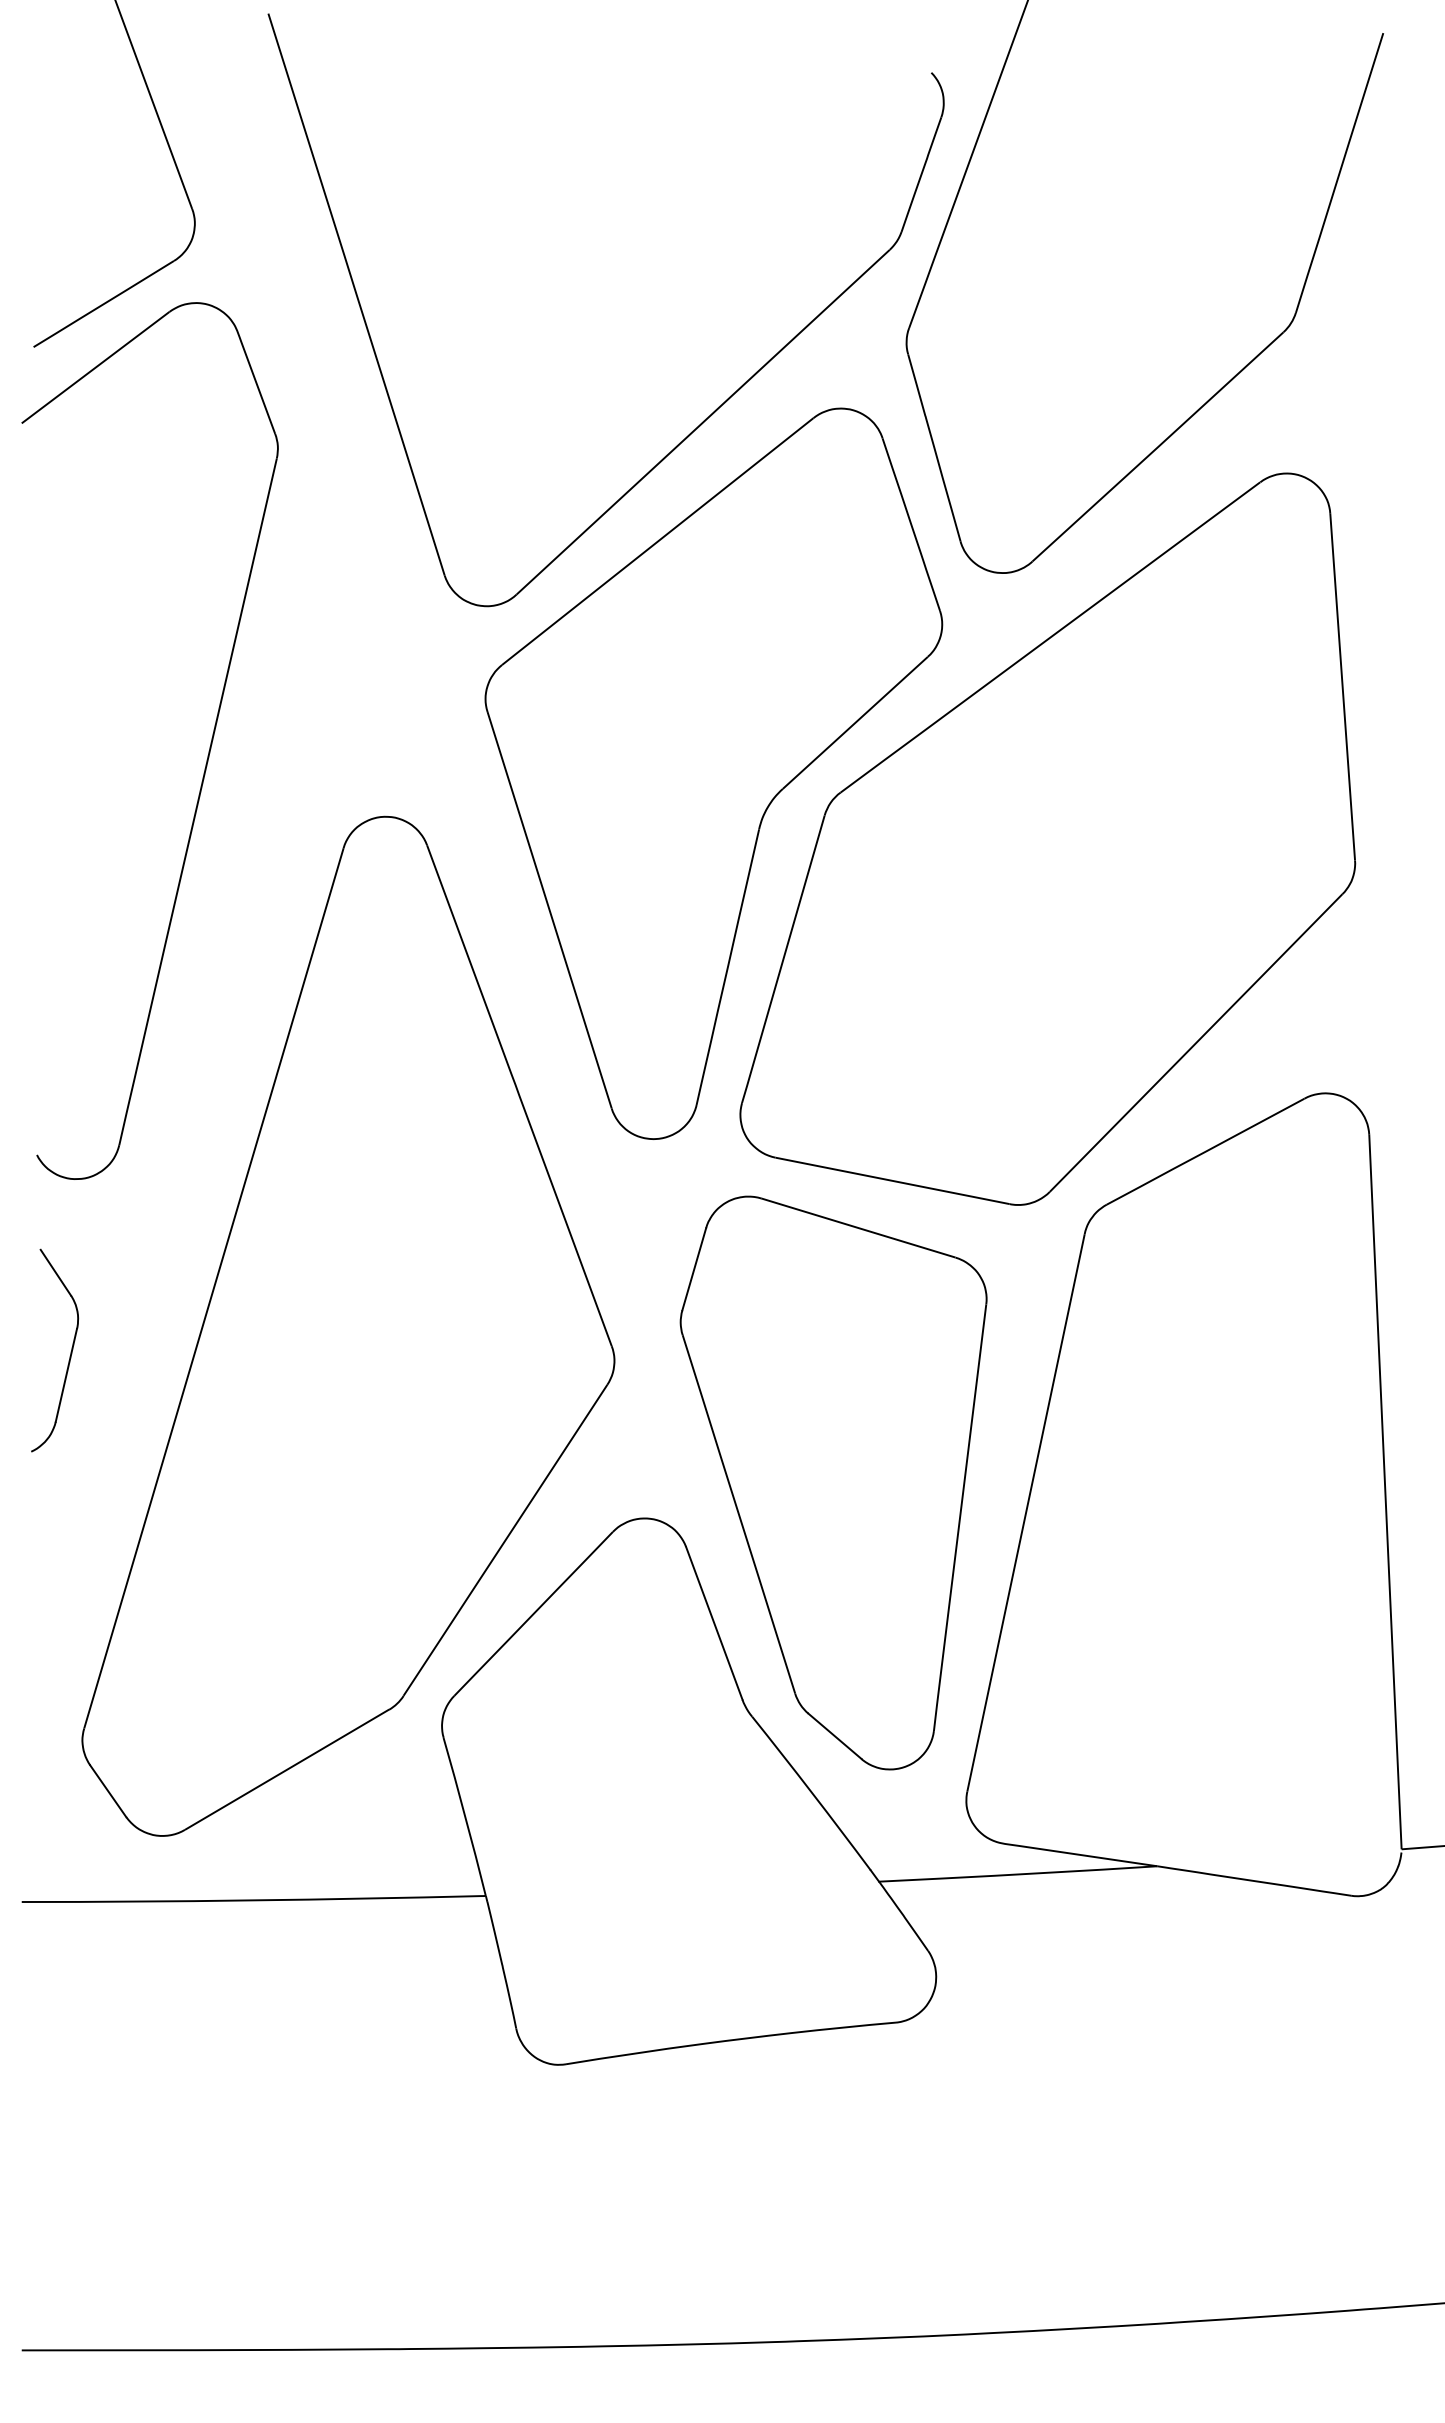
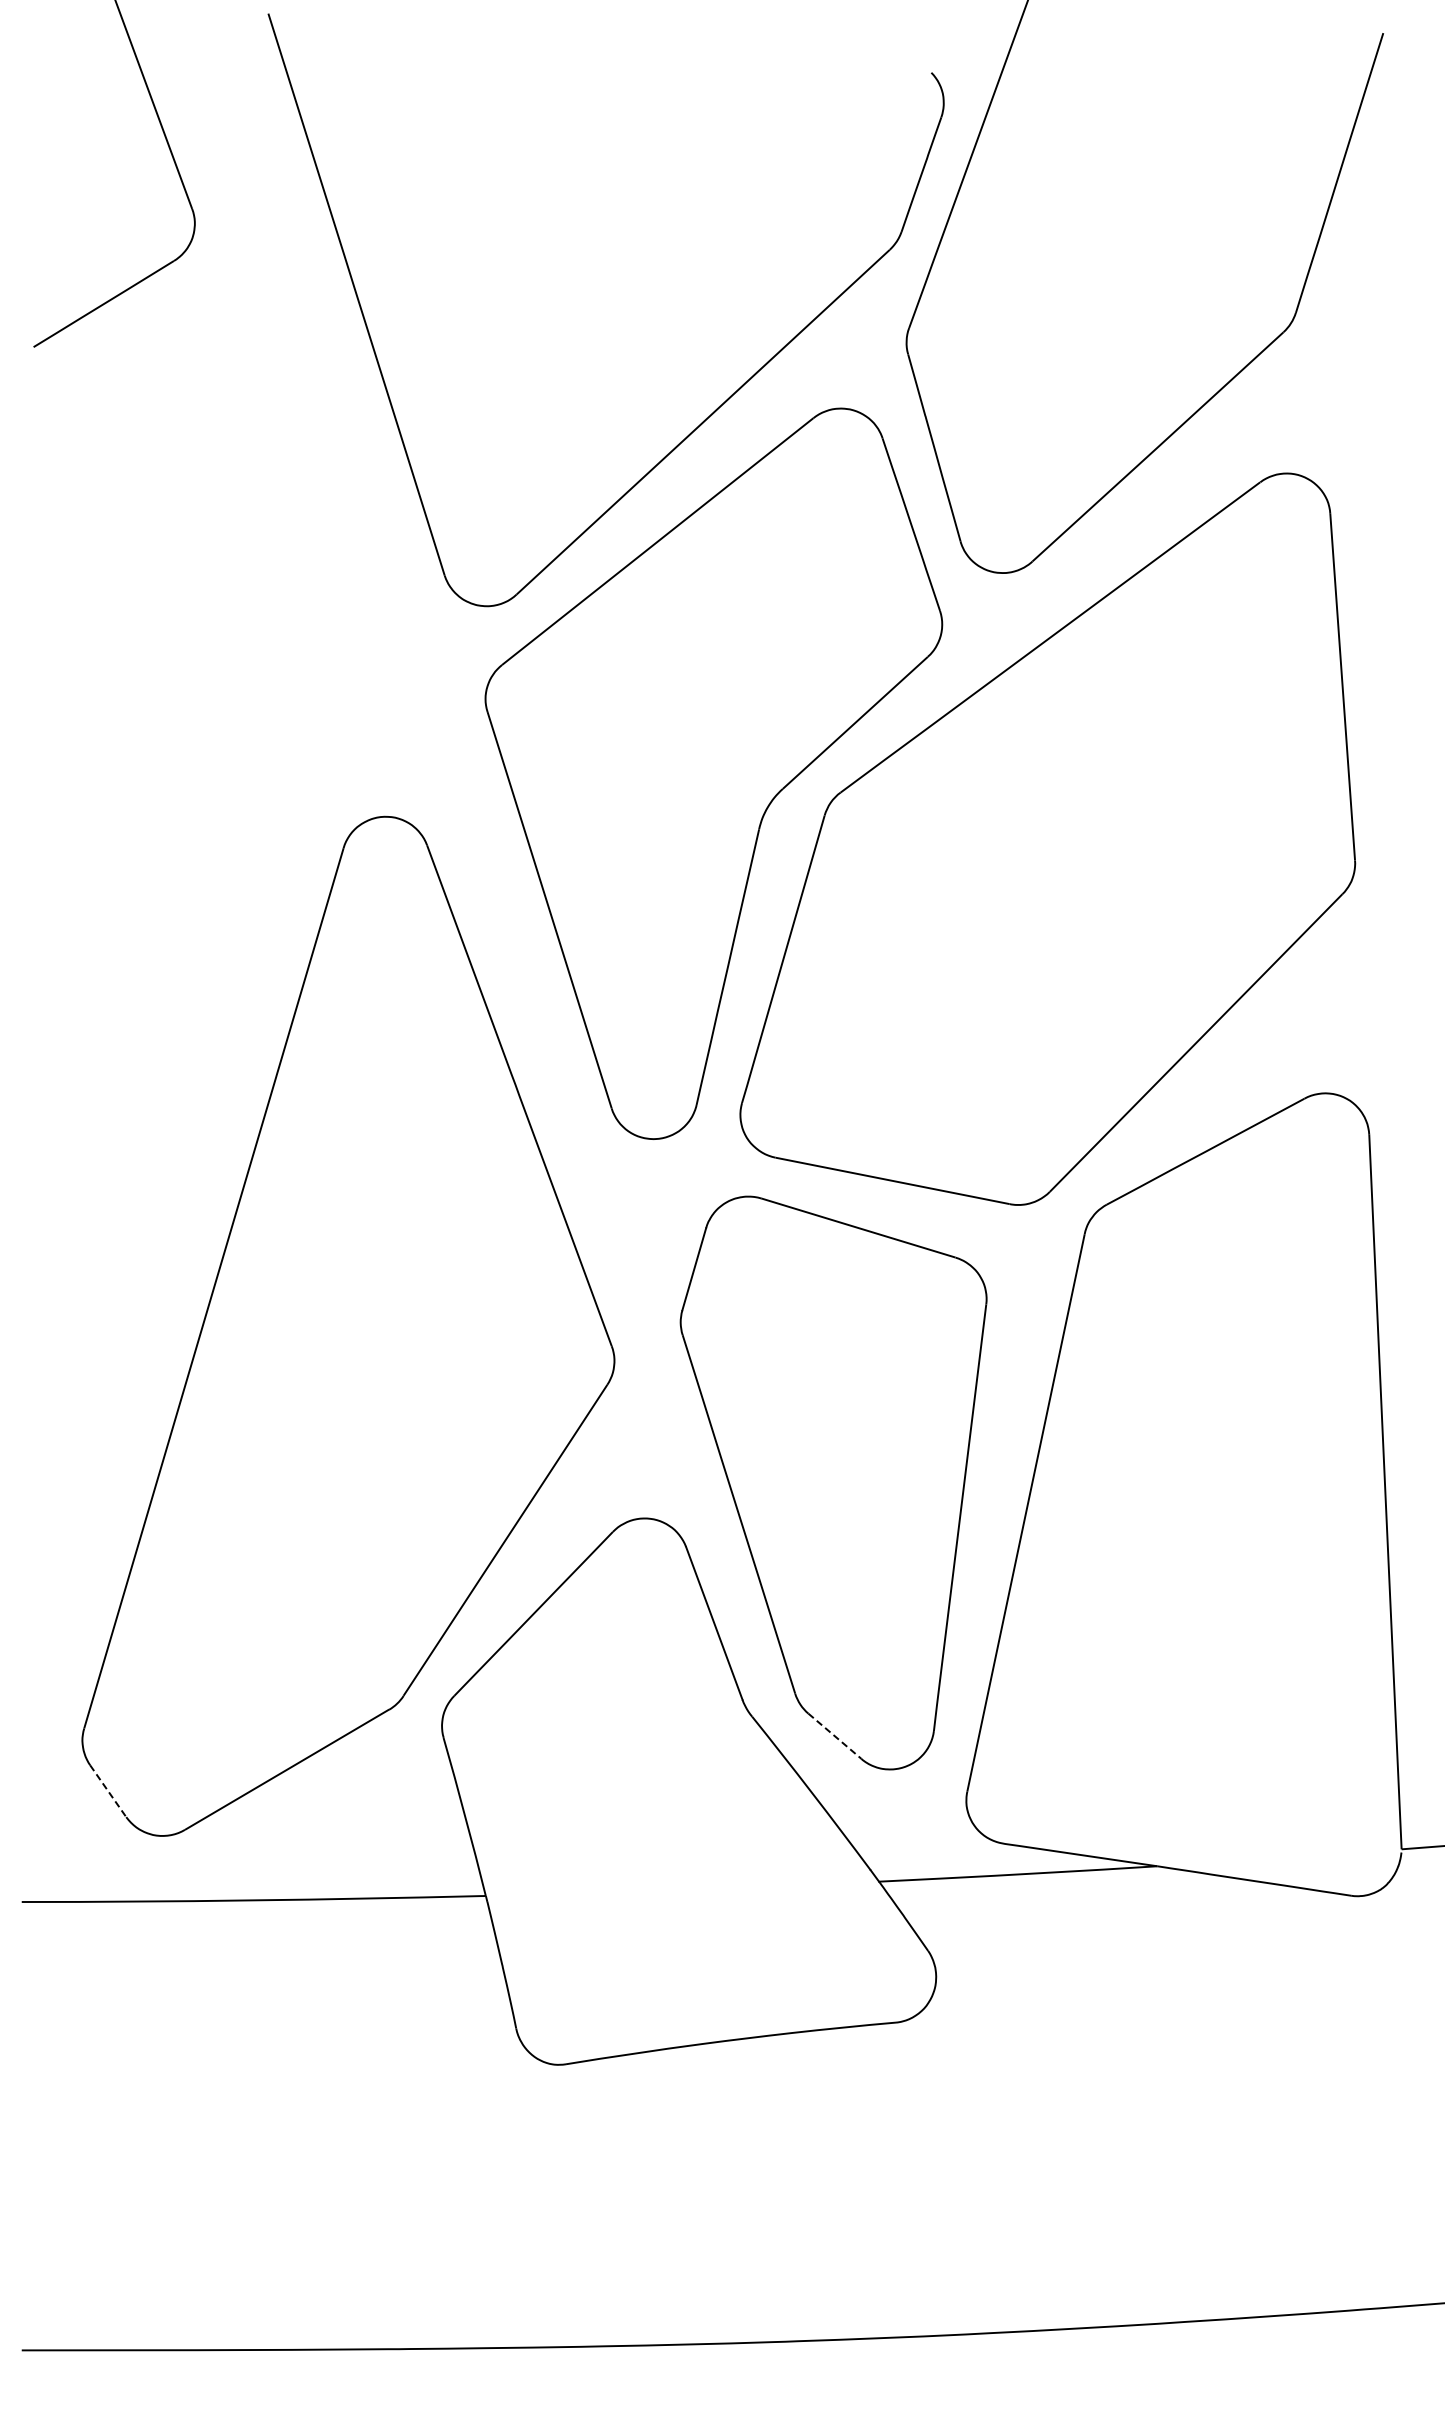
part: present -> none (207, 755)
part: present -> none (70, 1351)
line: solid -> dashed (834, 1736)
line: solid -> dashed (108, 1791)
